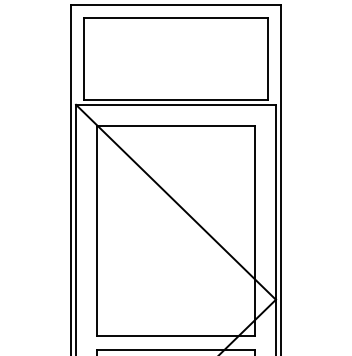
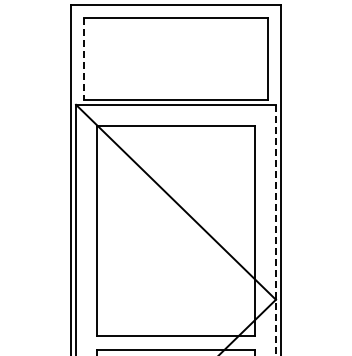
line: solid -> dashed (84, 59)
line: solid -> dashed (275, 230)
